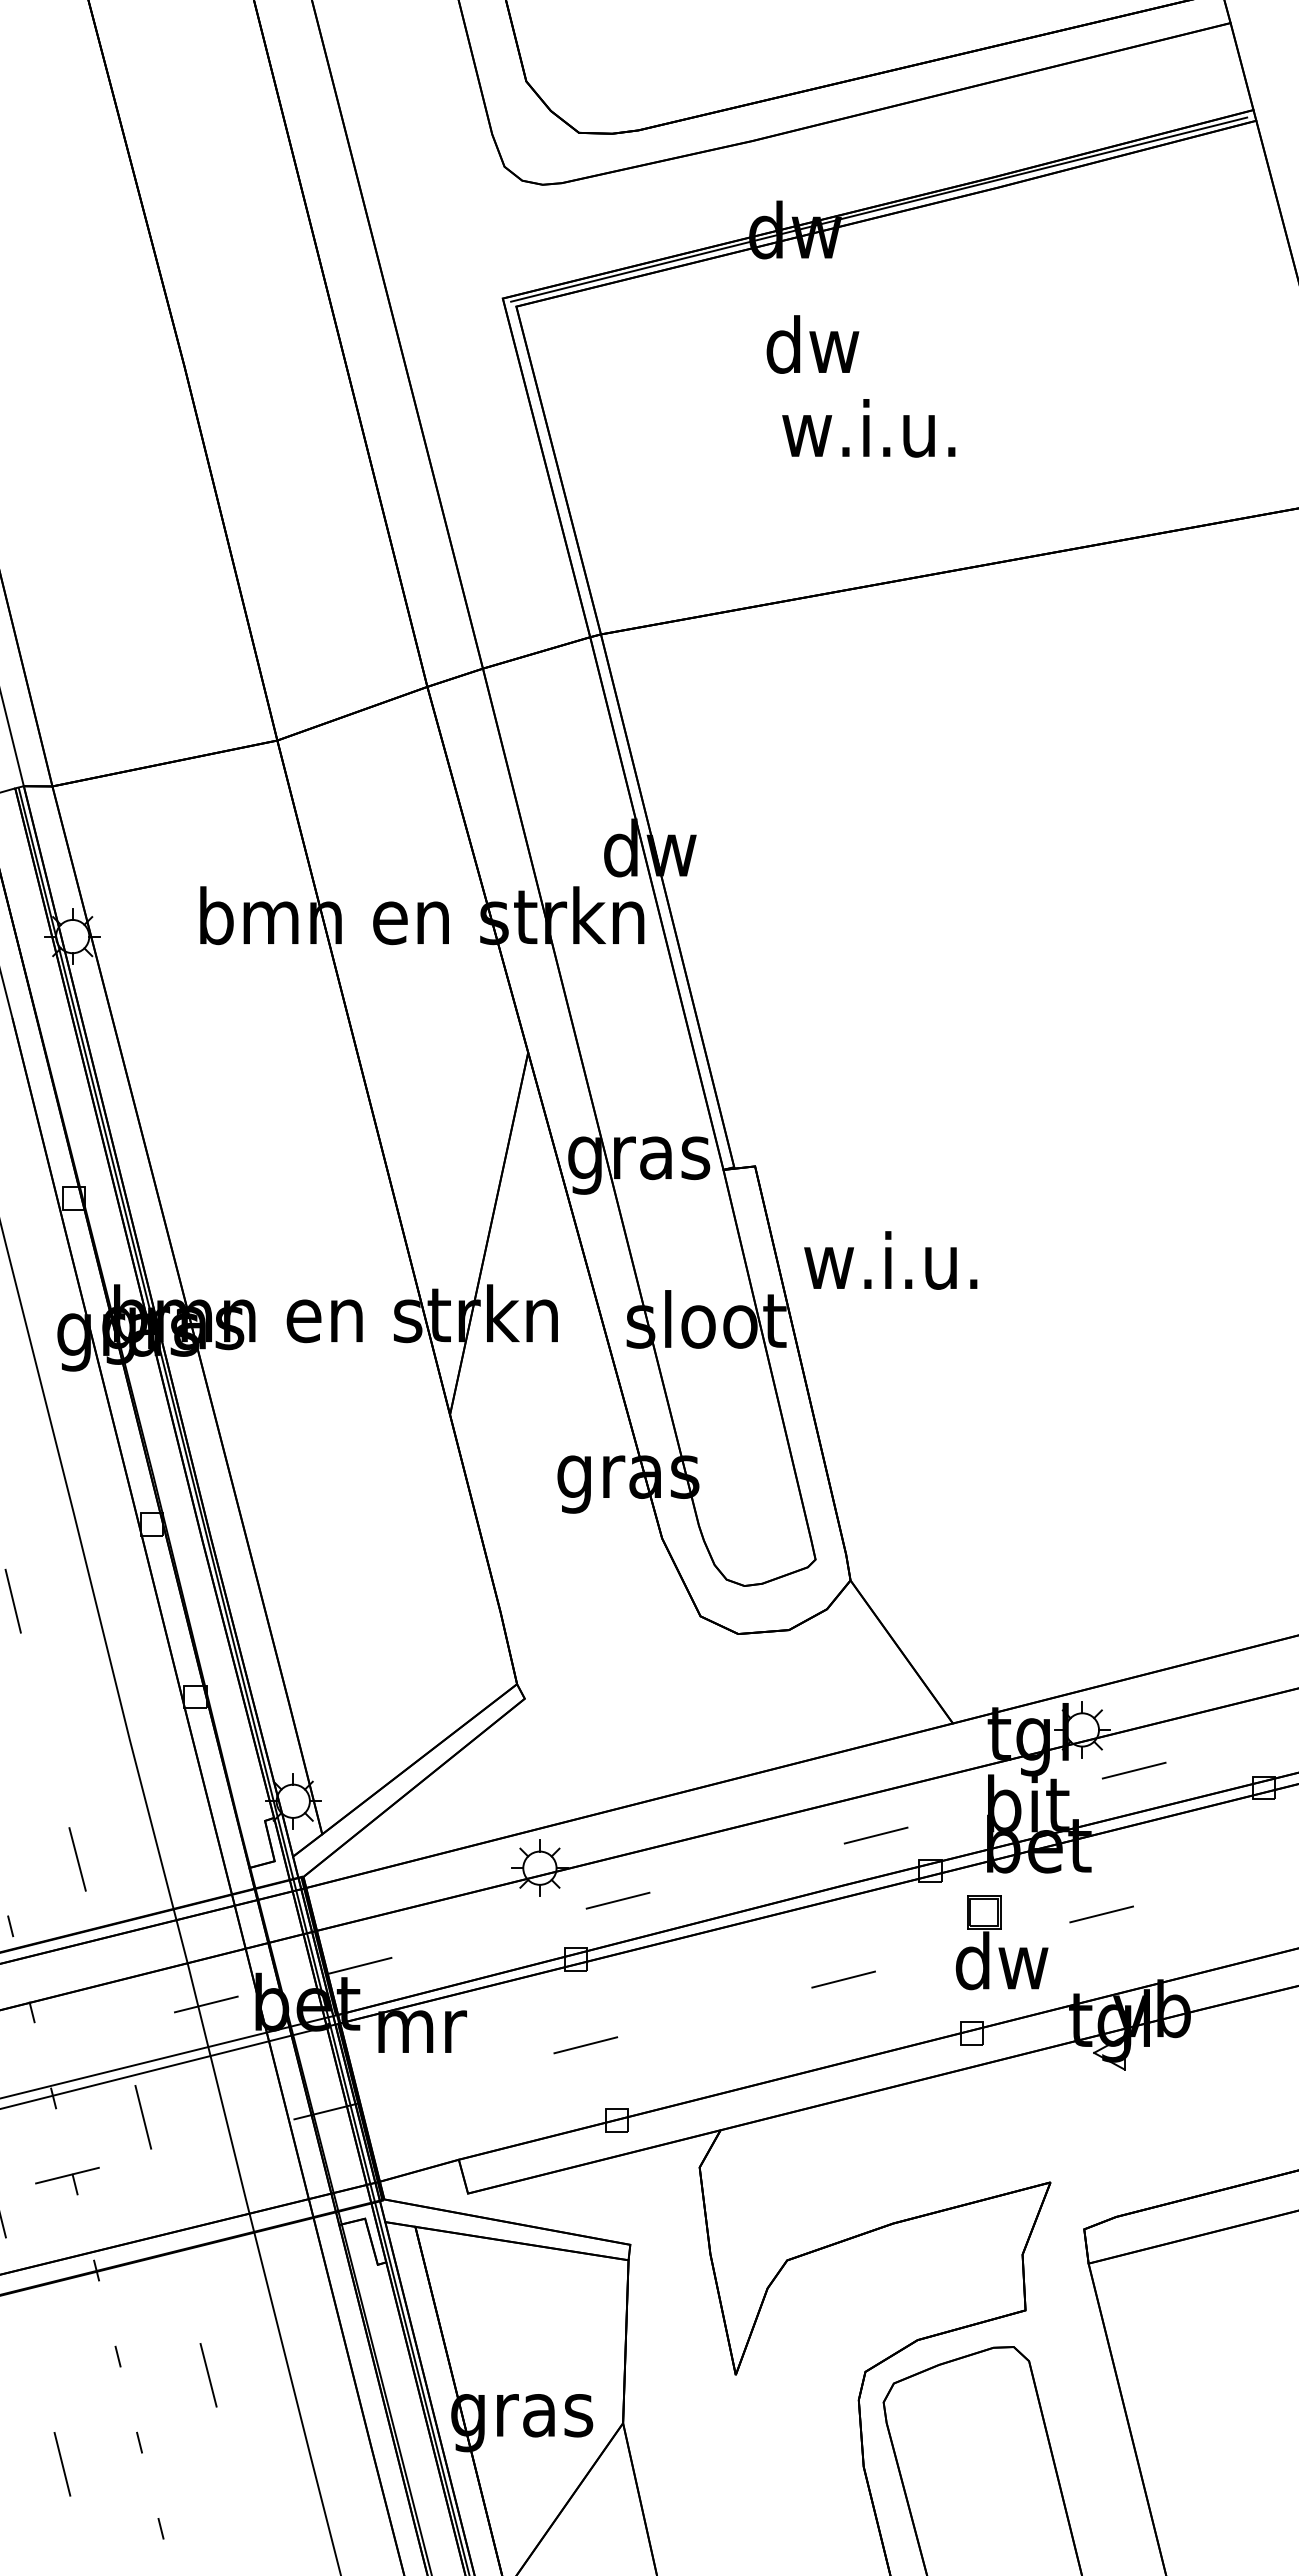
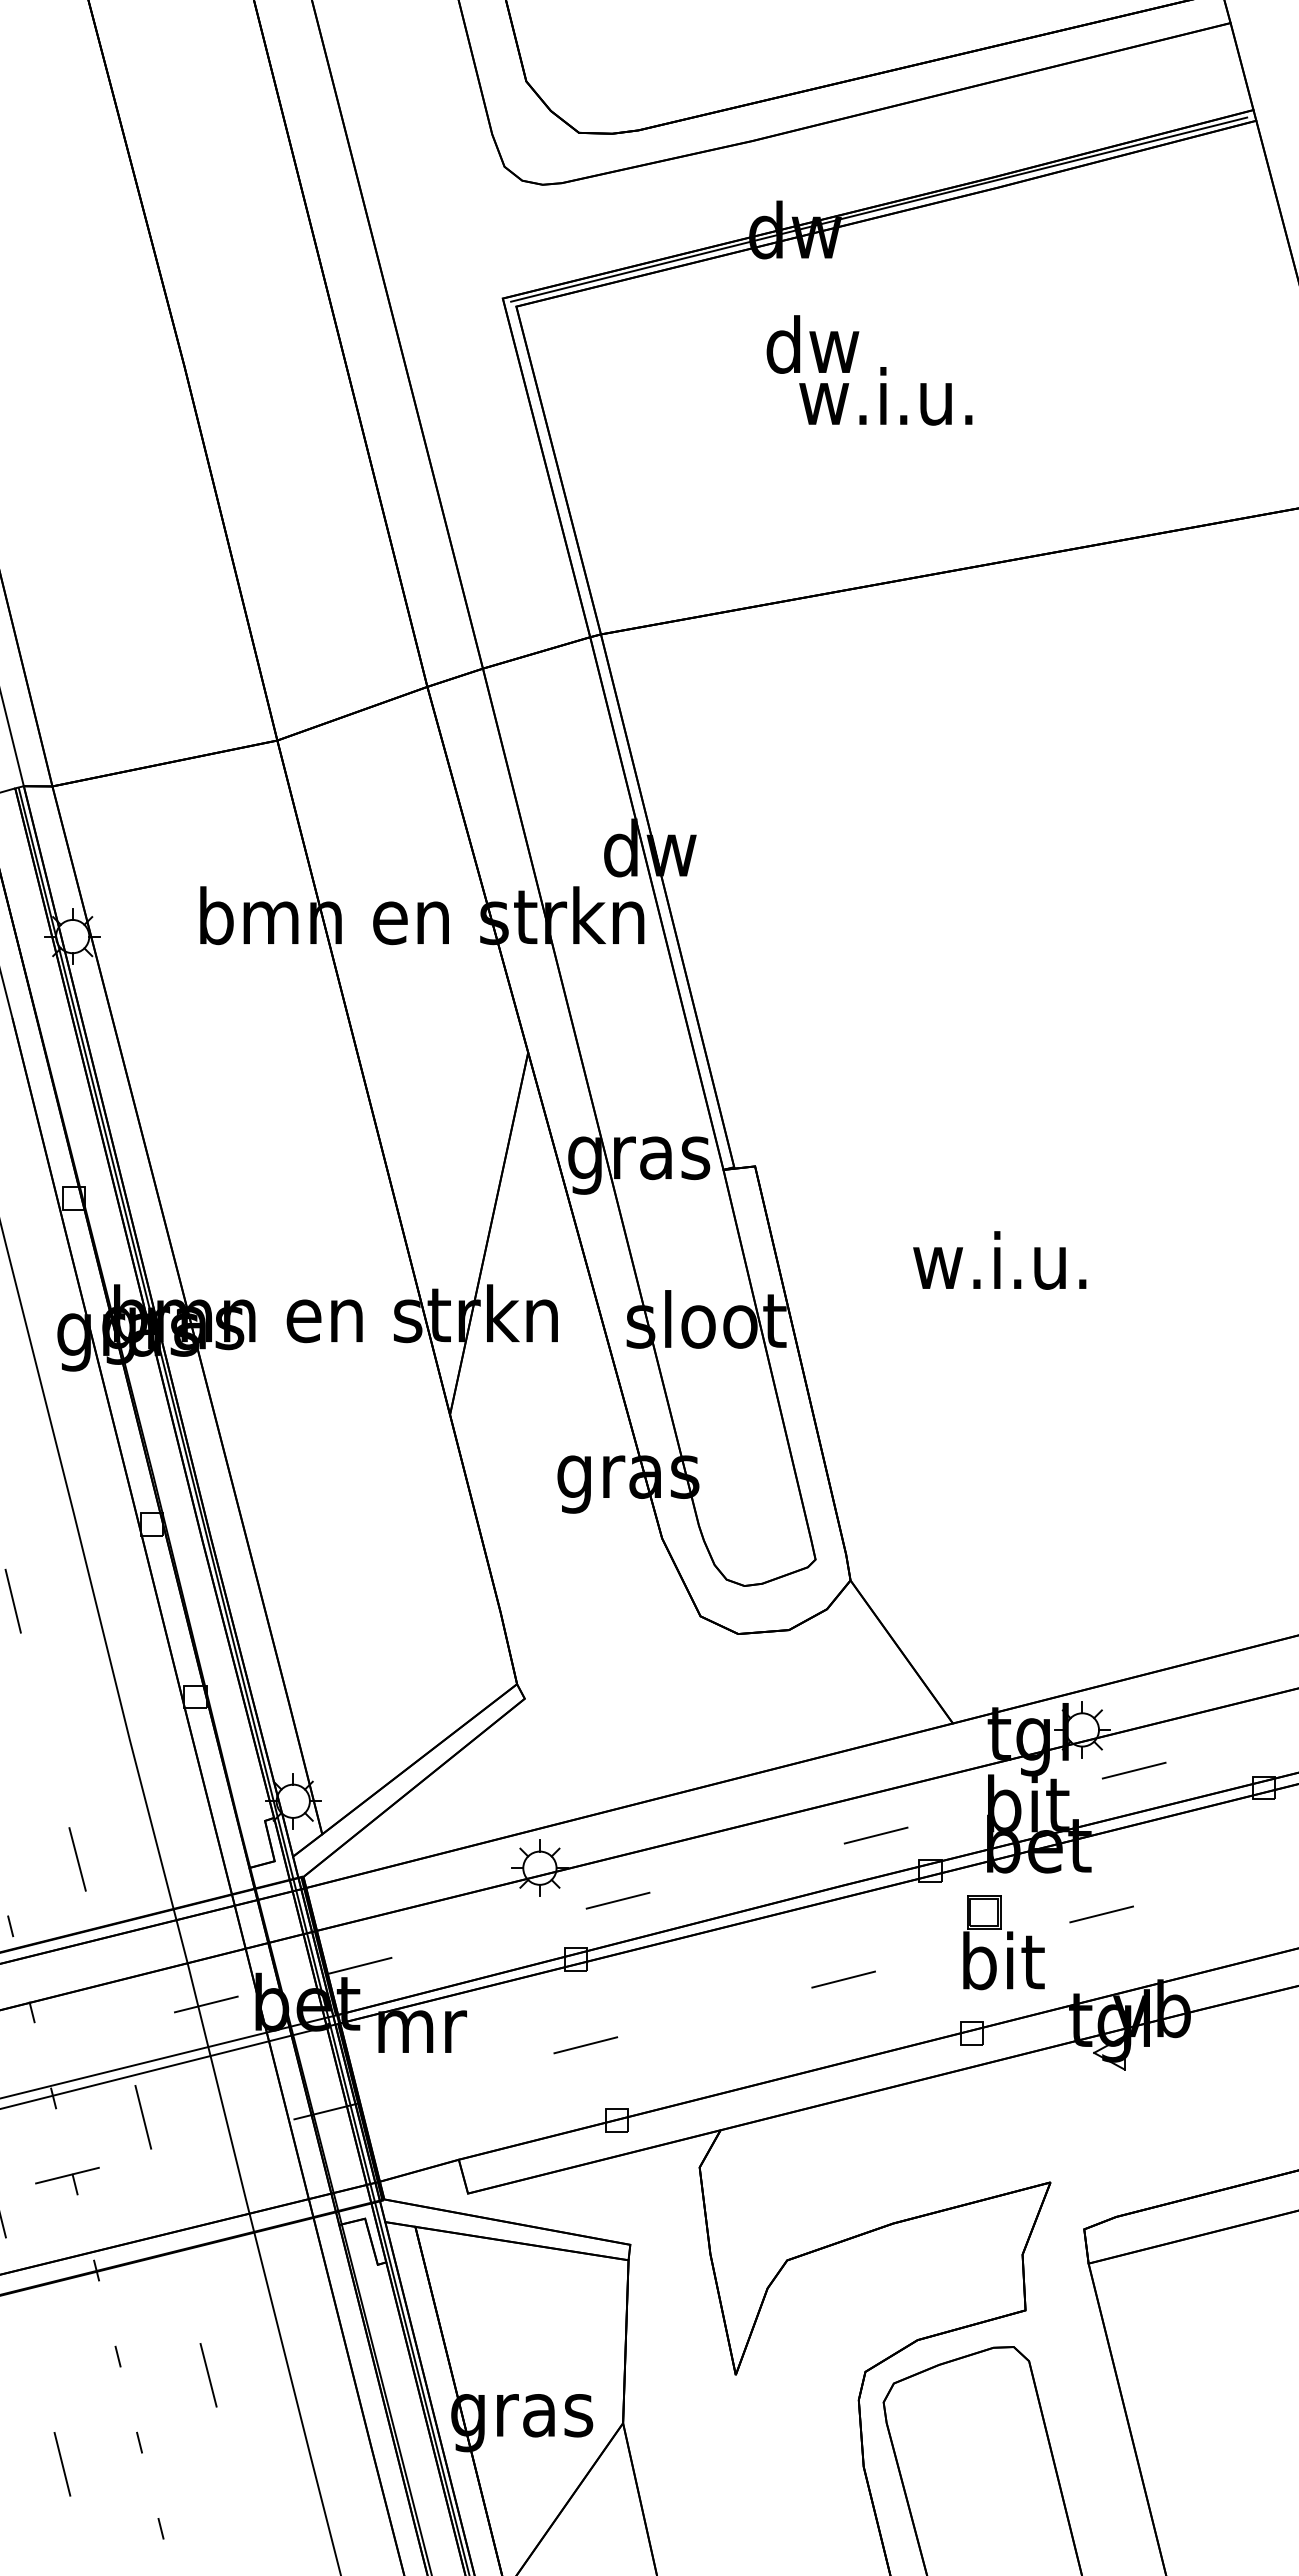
text position: (868, 428) -> (885, 396) (885, 396)
text position: (890, 1260) -> (999, 1260) (999, 1260)
text: dw -> bit (1001, 1960)
